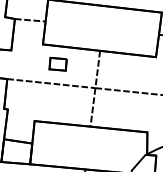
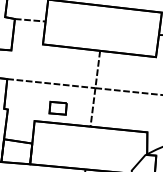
part position: (57, 63) -> (57, 107) (57, 107)
